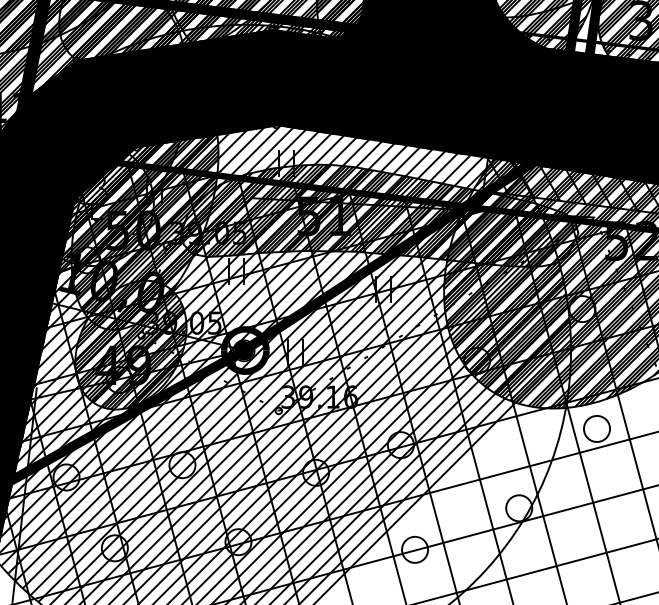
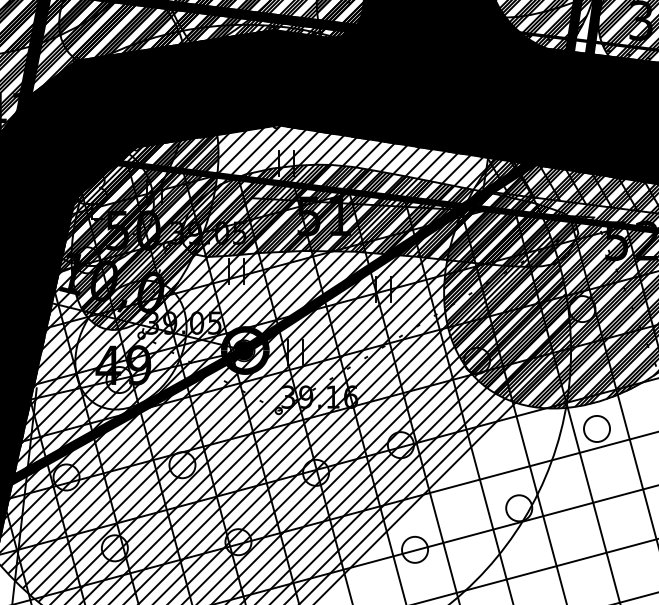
hatch: present -> none (130, 344)
